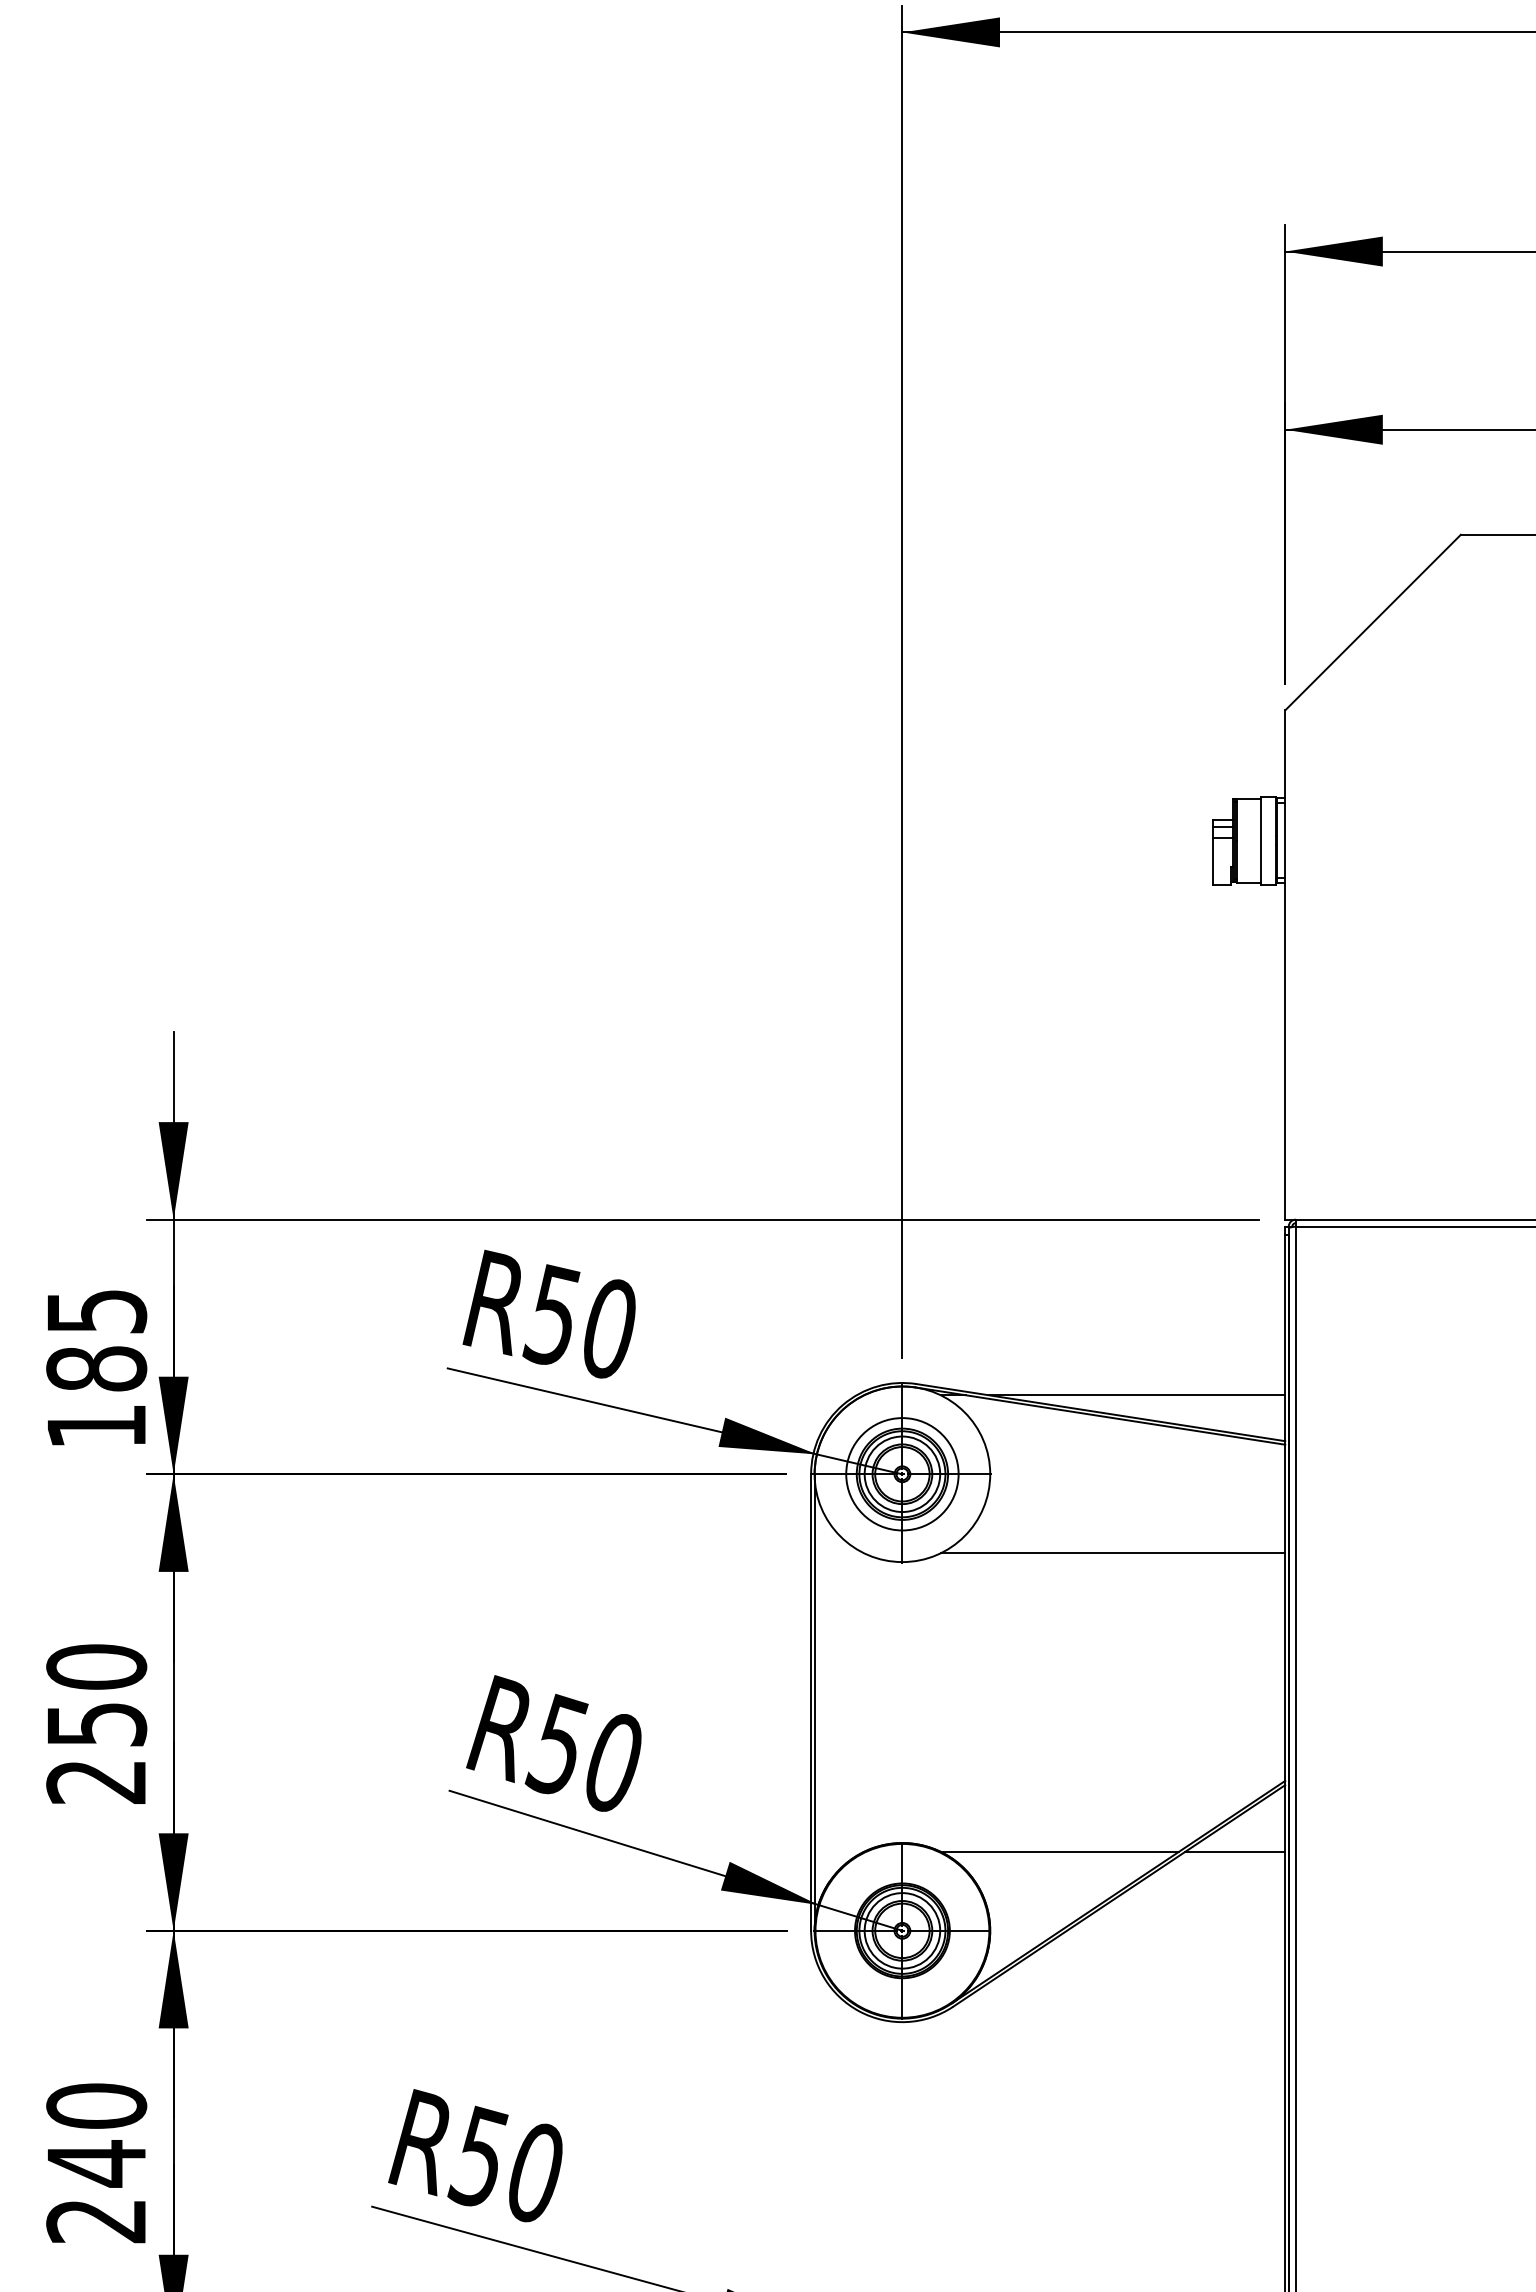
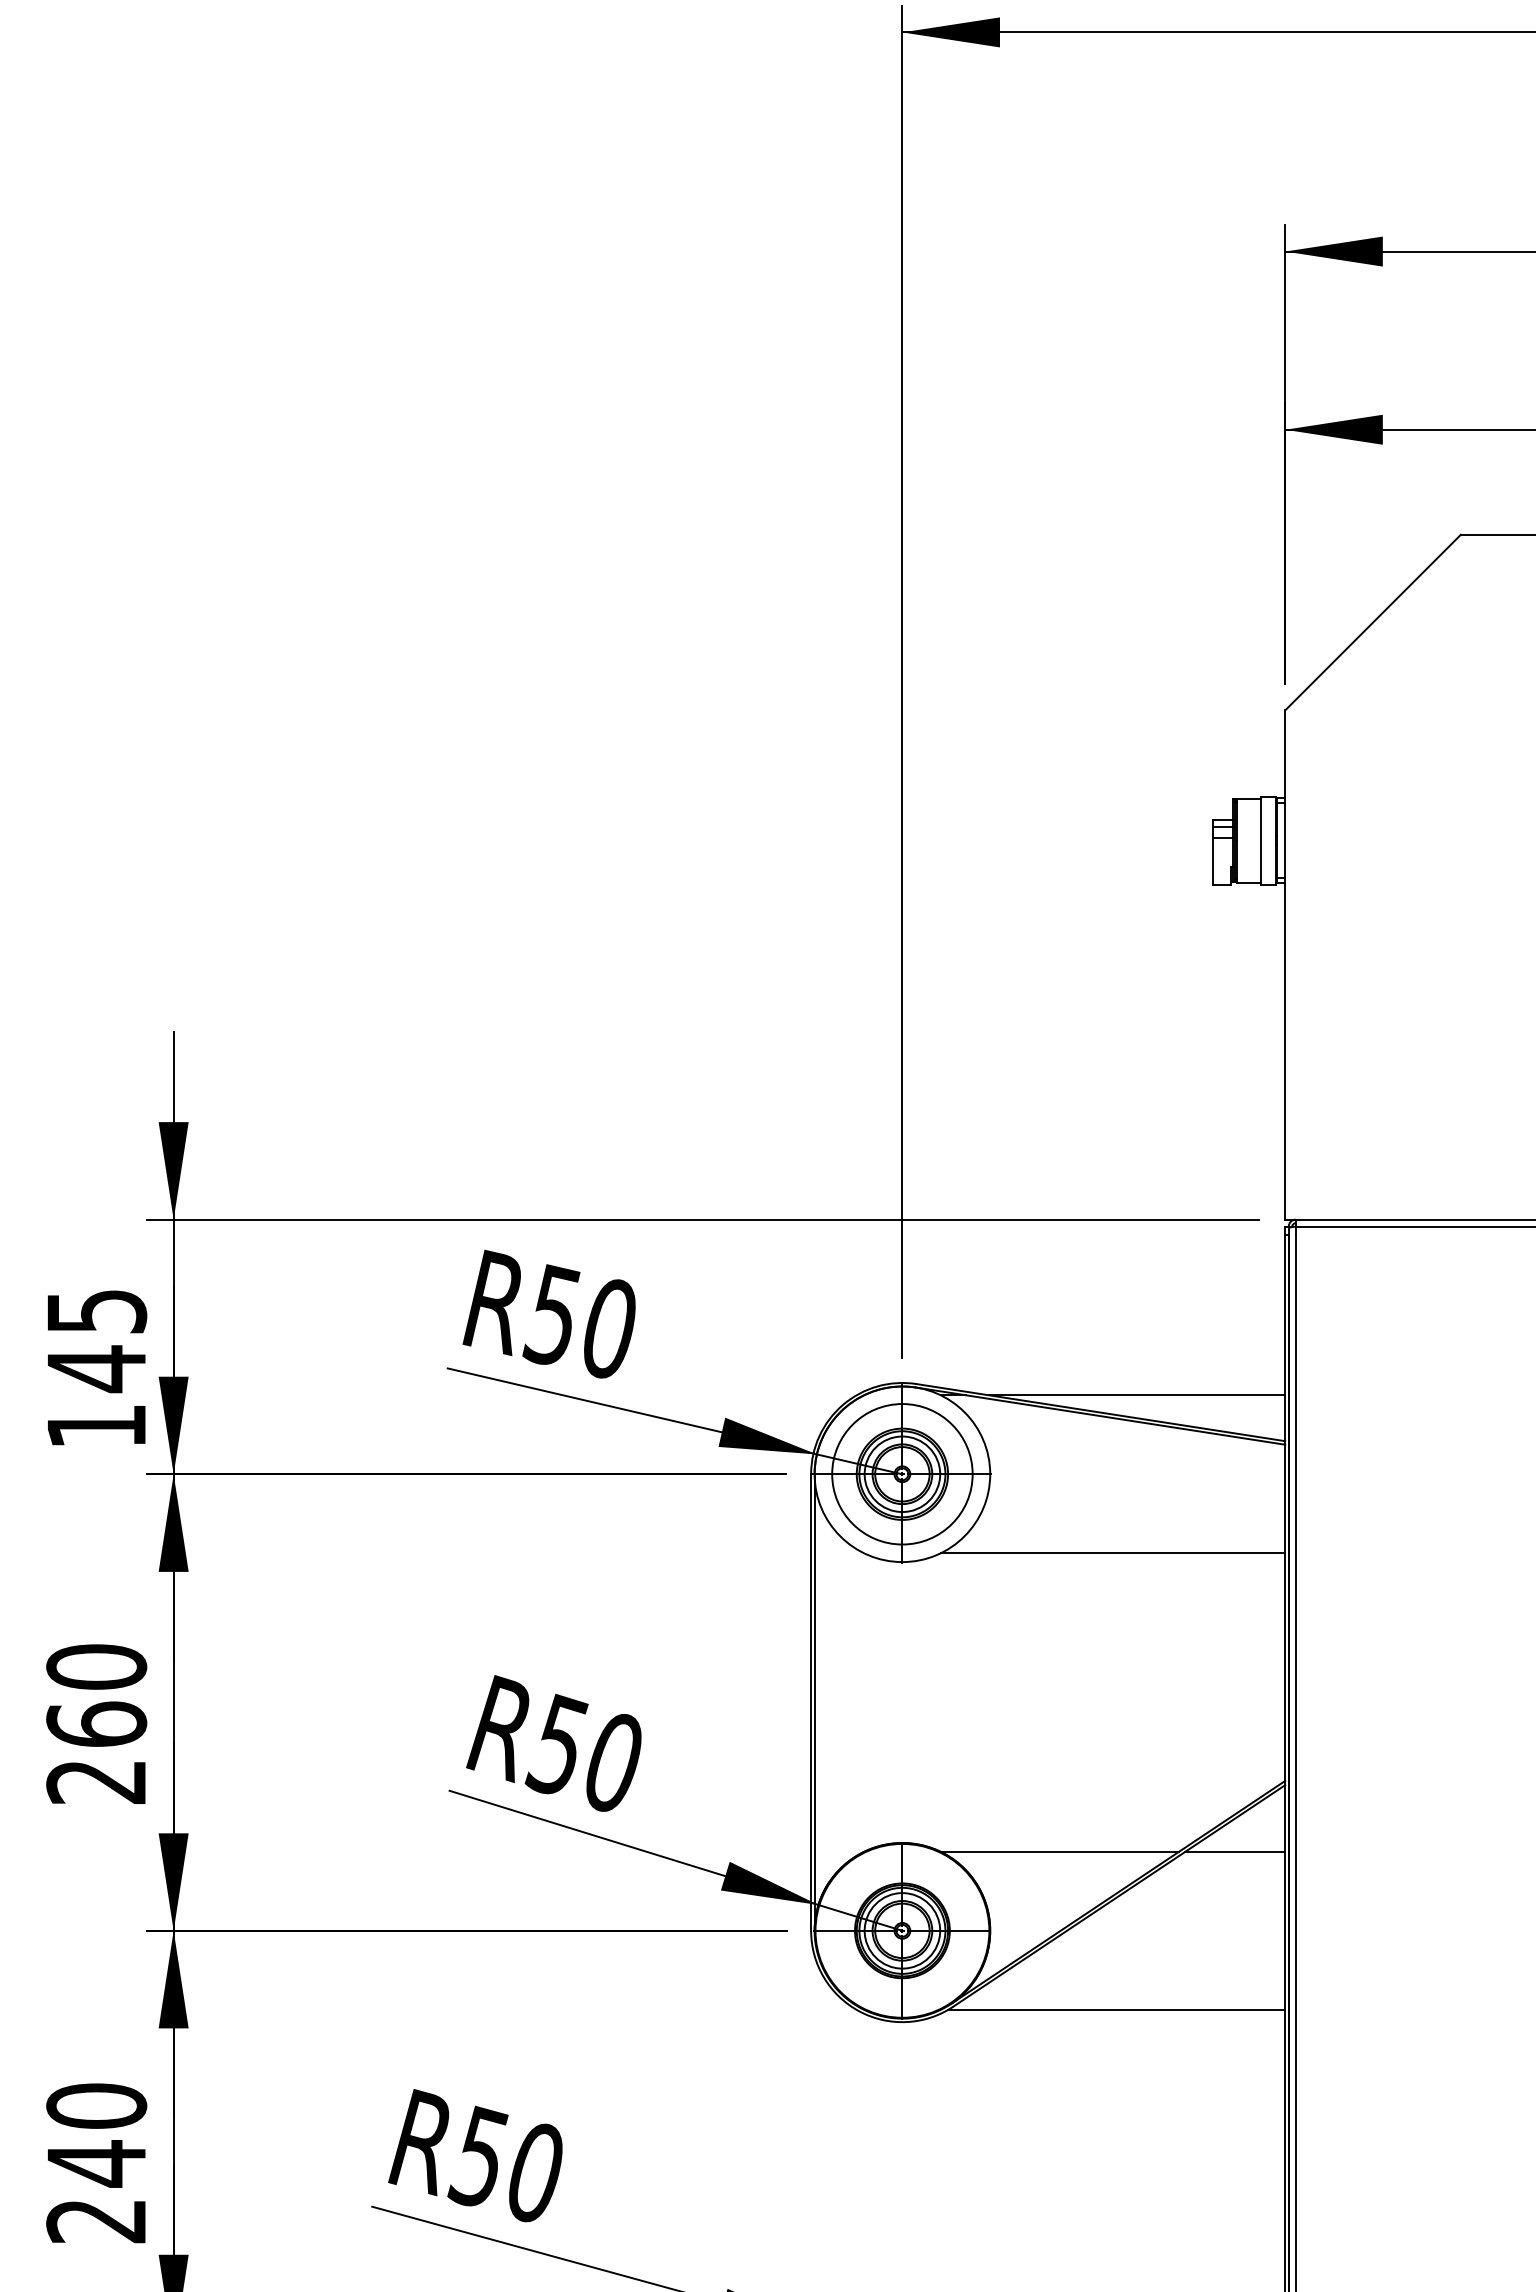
text: 185 -> 145 (96, 1369)
circle diameter: 112 px -> 140 px (902, 1474)
text: 250 -> 260 (96, 1723)
line: none -> present (1116, 2009)
